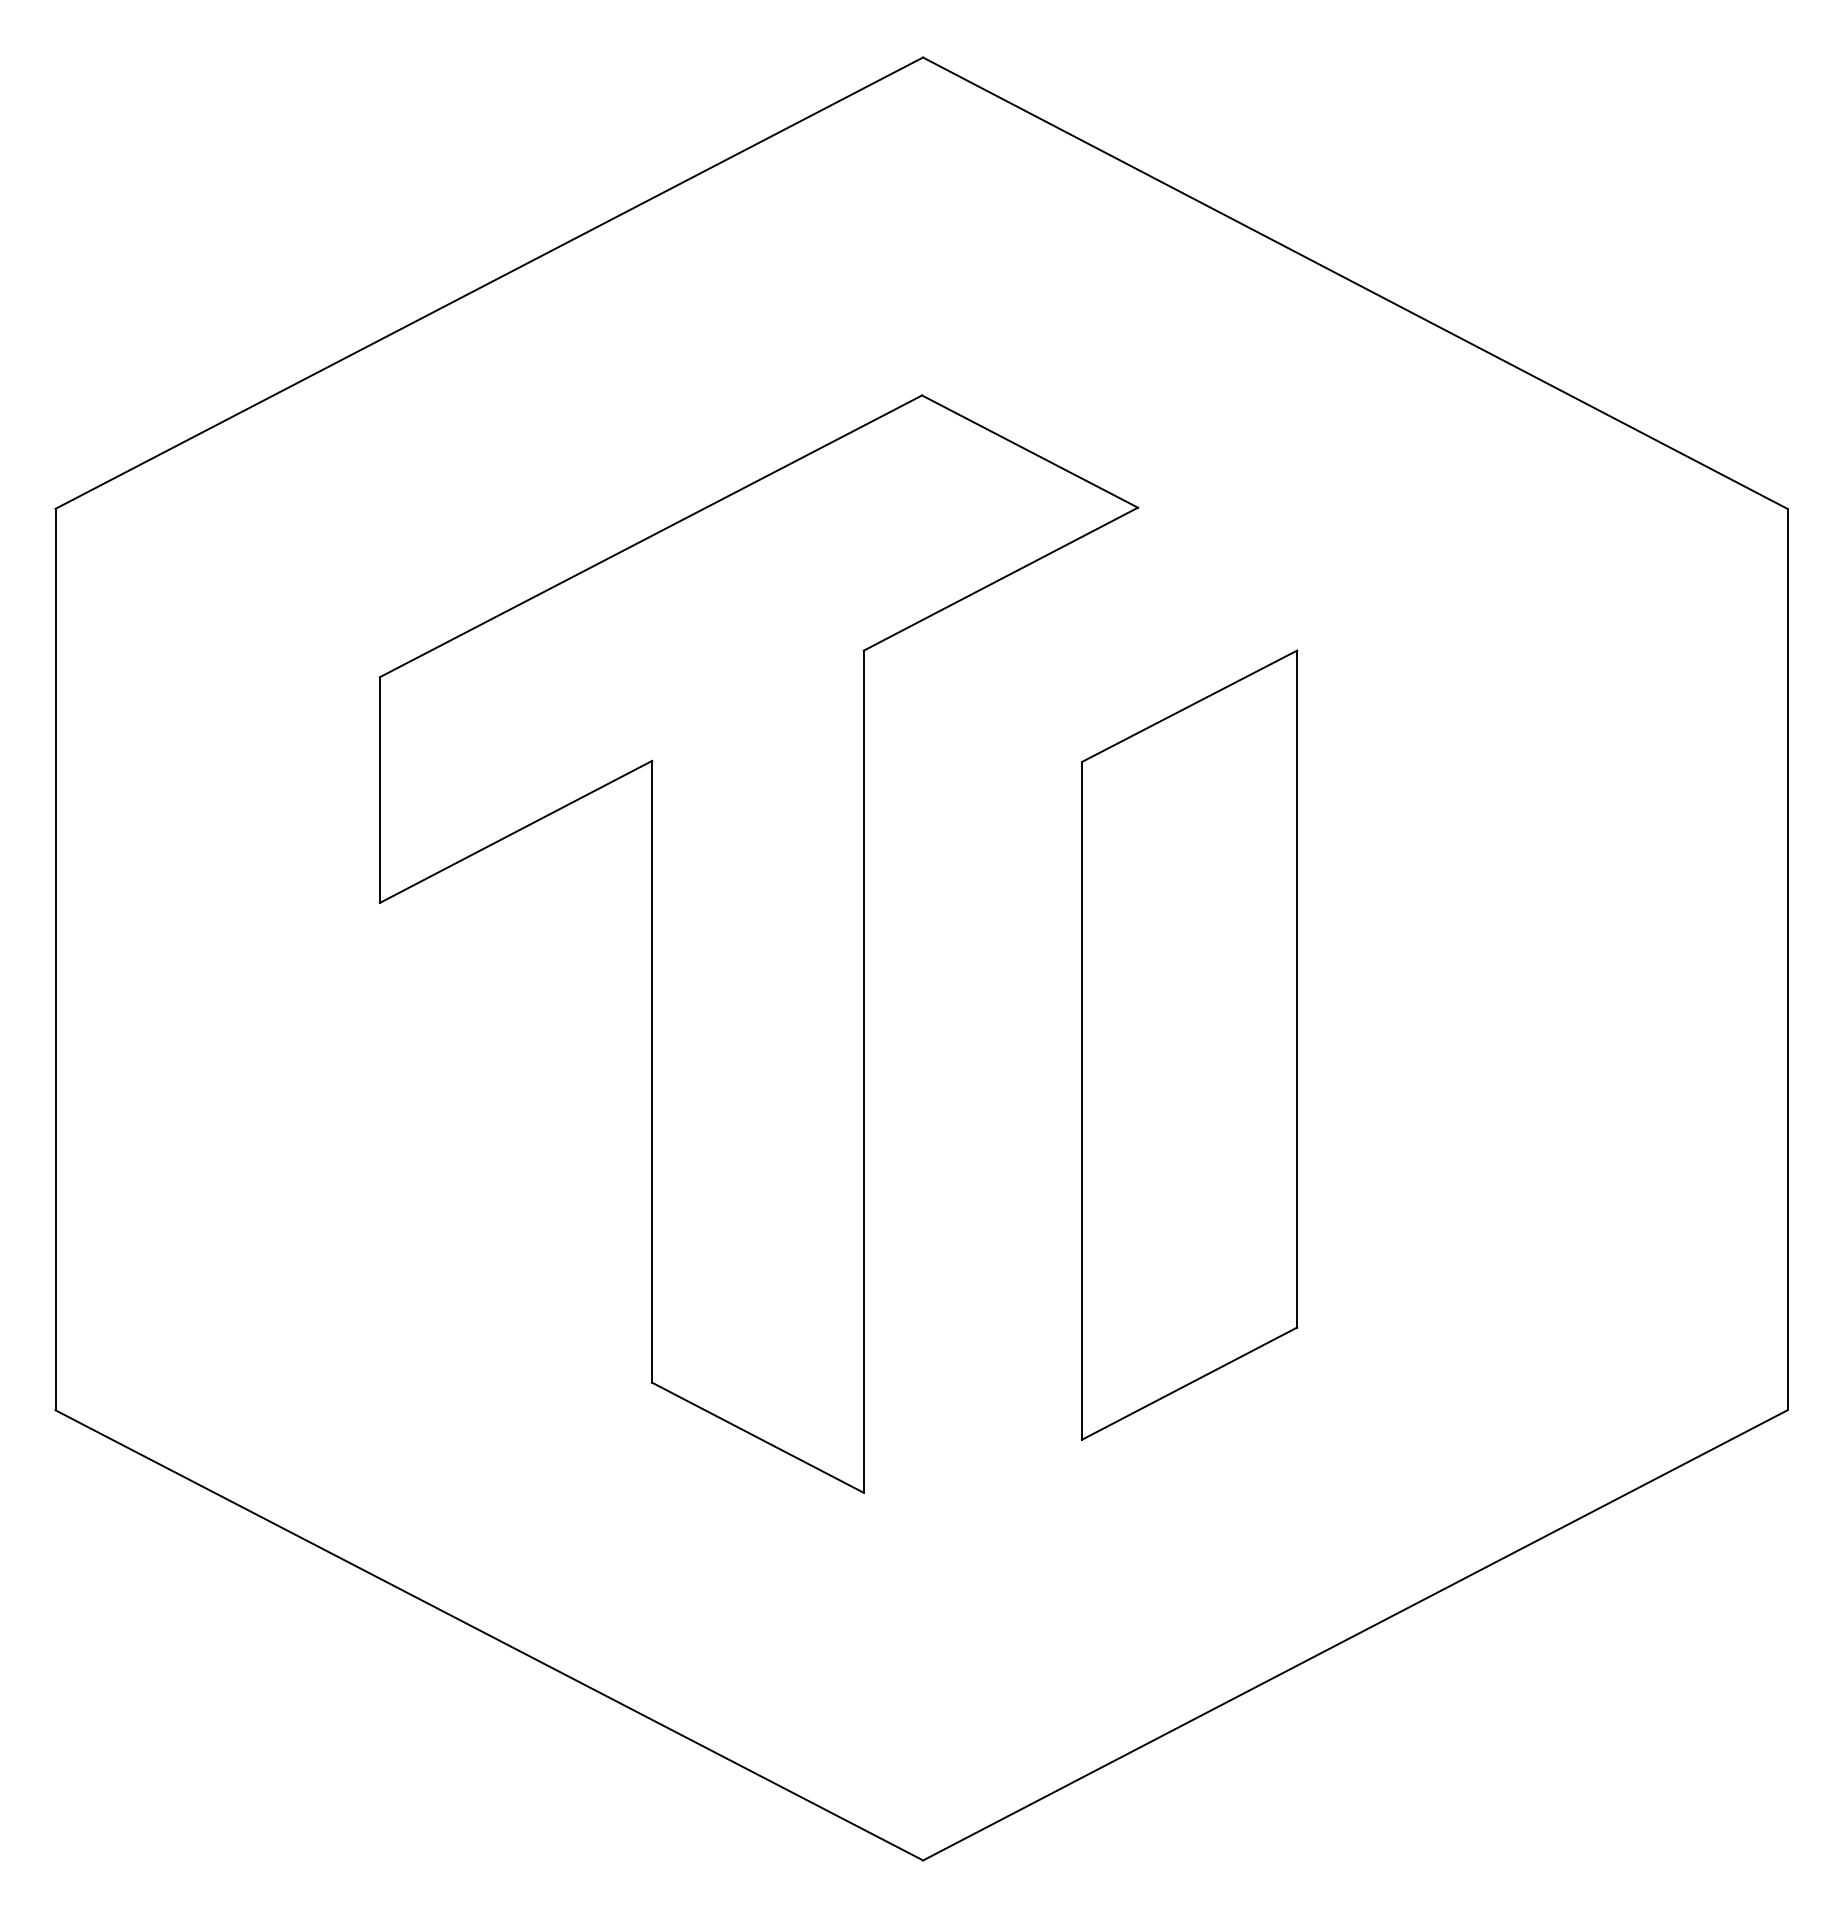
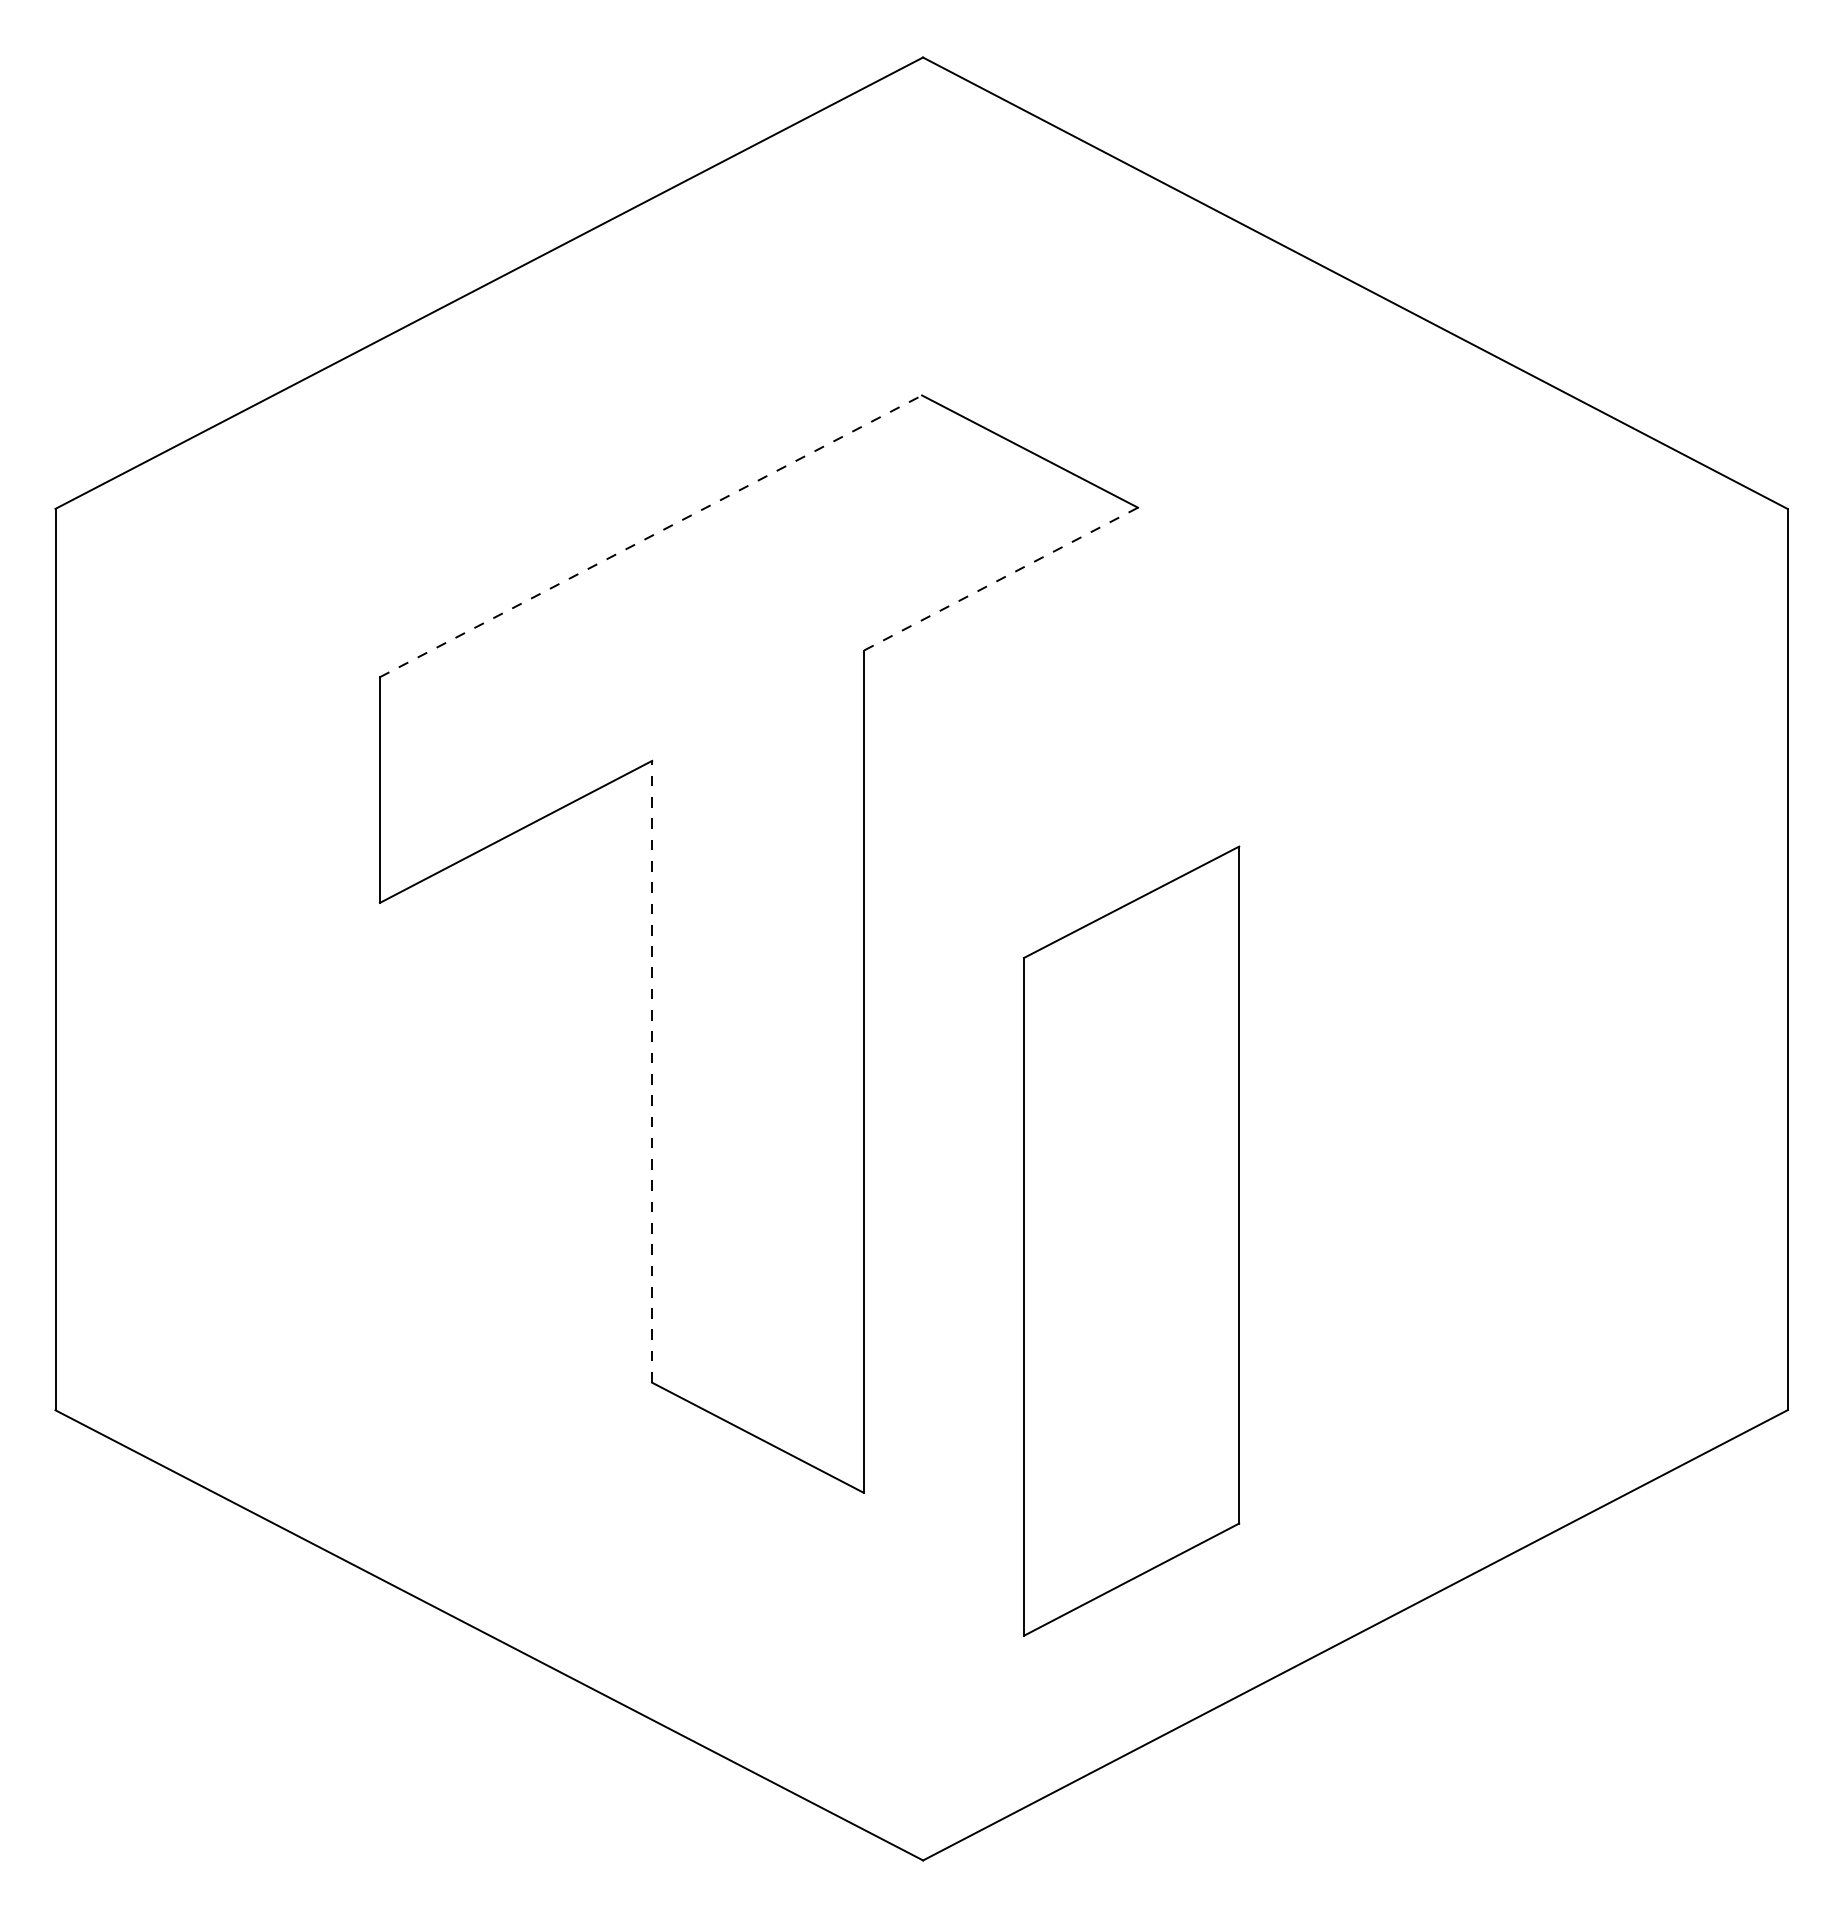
line: solid -> dashed (651, 536)
line: solid -> dashed (1000, 579)
part position: (1189, 1044) -> (1131, 1240) (1131, 1240)
line: solid -> dashed (652, 1071)
